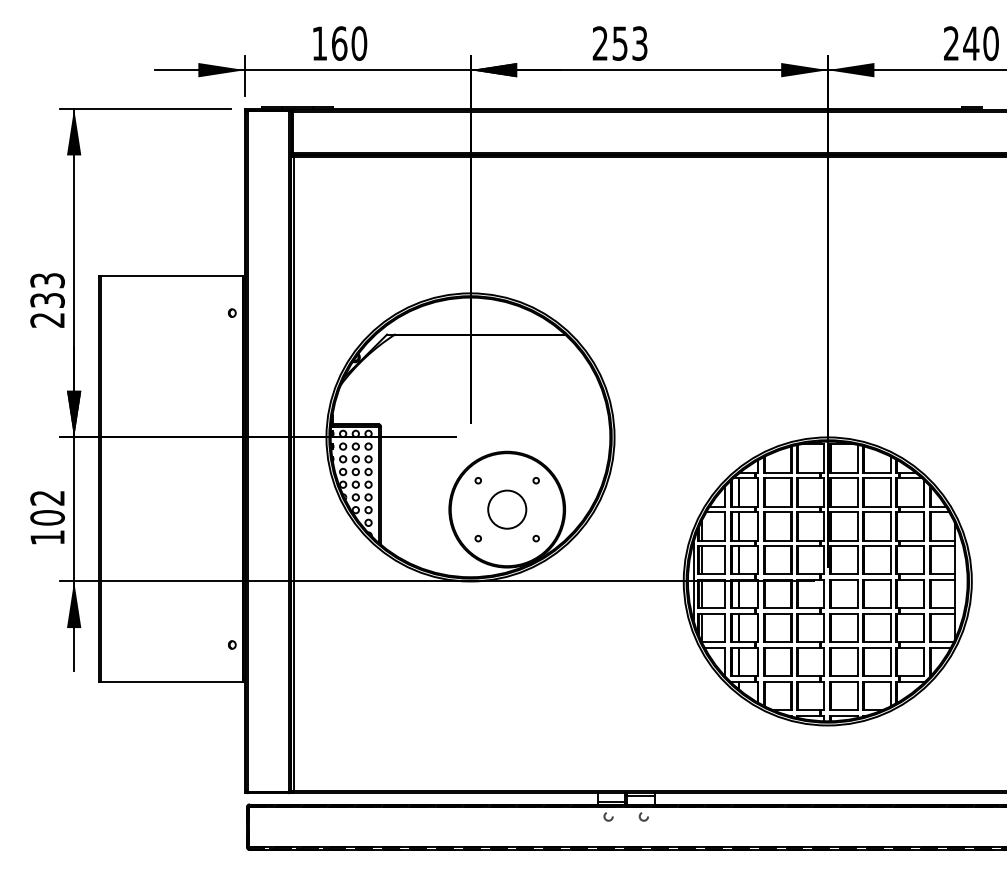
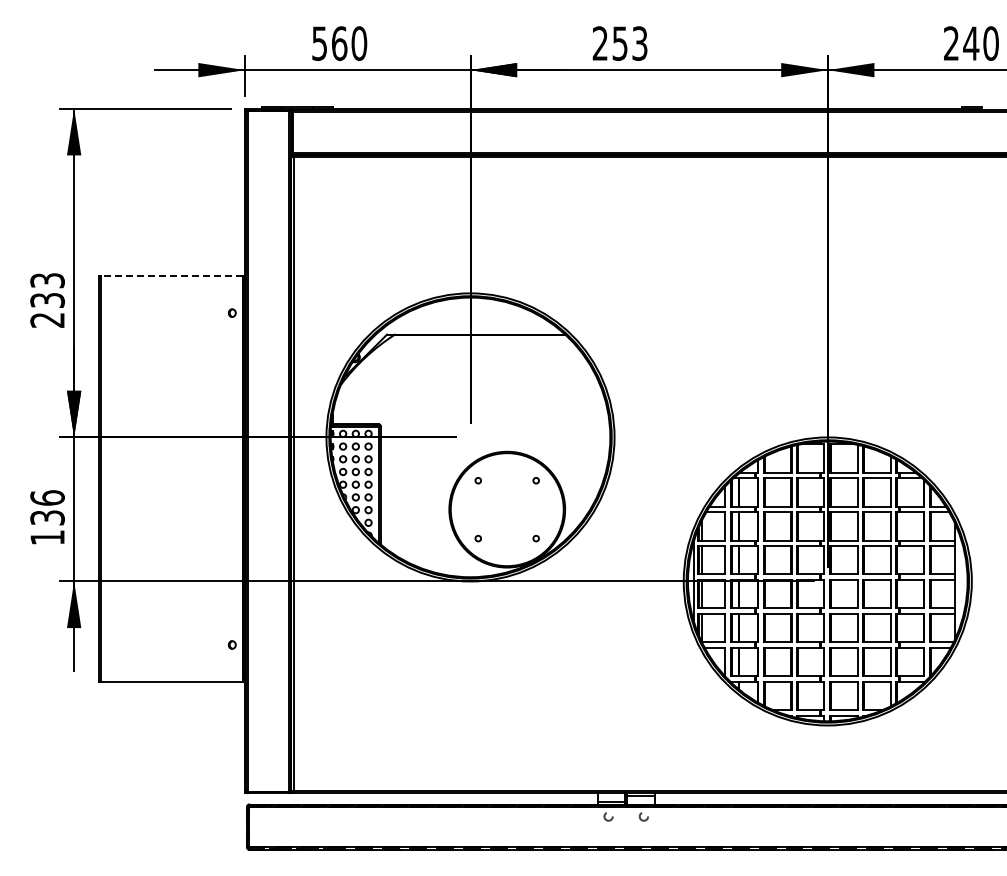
text: 160 -> 560 (319, 43)
line: solid -> dashed (171, 276)
text: 102 -> 136 (47, 507)
circle: present -> none (507, 509)
